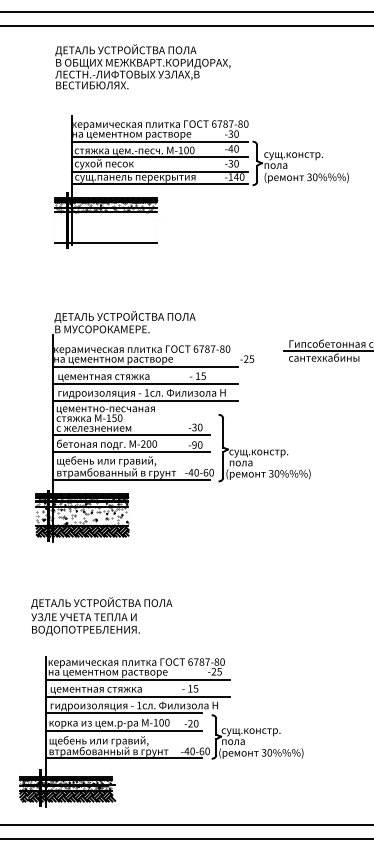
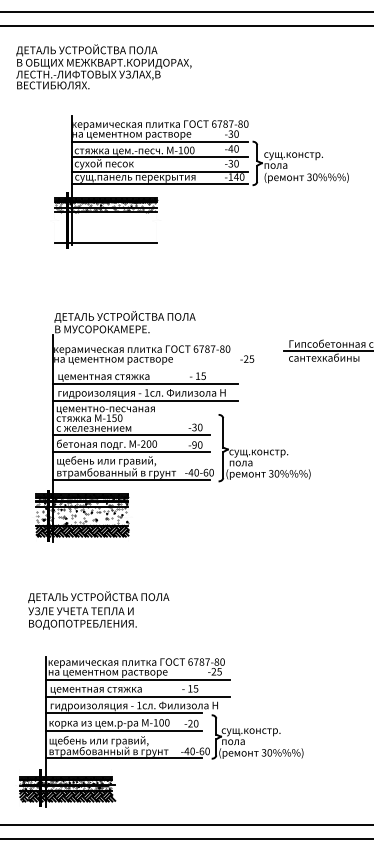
text position: (142, 66) -> (103, 66) (103, 66)
line: present -> none (145, 367)
text position: (101, 616) -> (98, 610) (98, 610)
